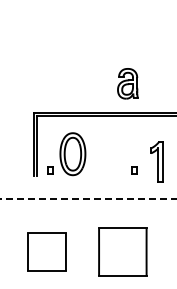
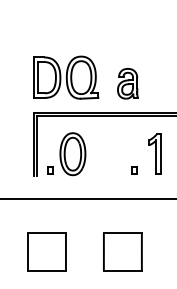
part: none -> present (66, 77)
part position: (156, 161) -> (154, 153) (154, 153)
line: dashed -> solid (88, 199)
part size: 50x50 px -> 40x40 px (122, 251)
